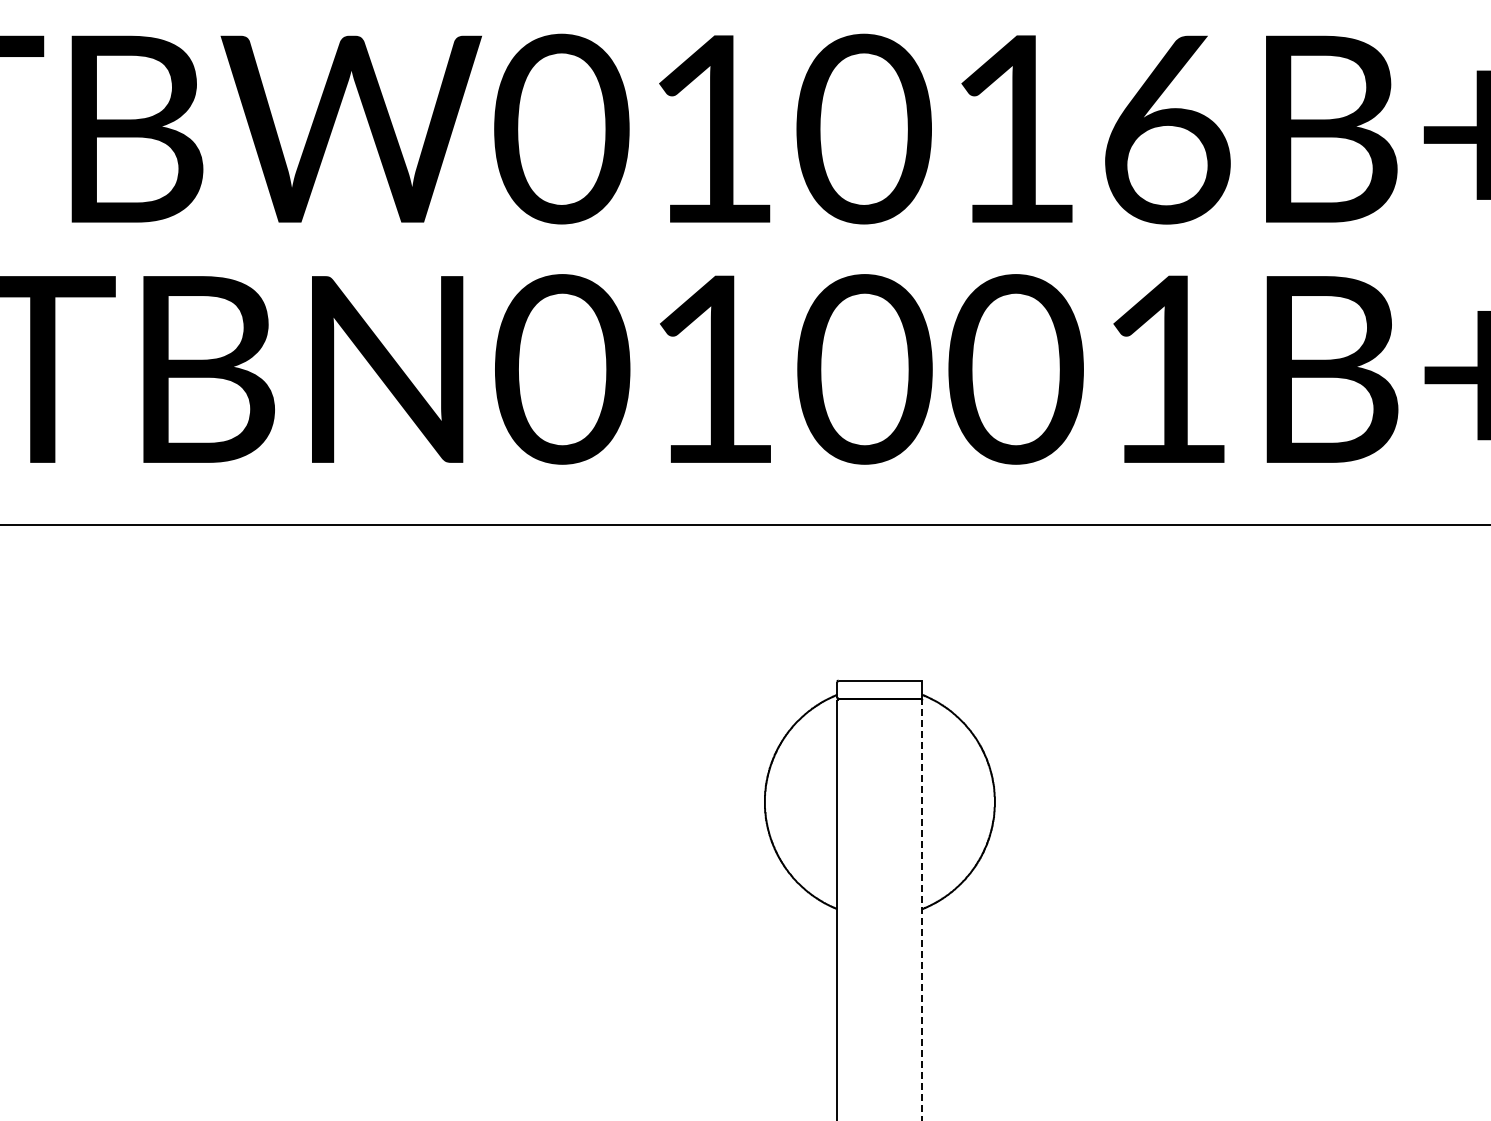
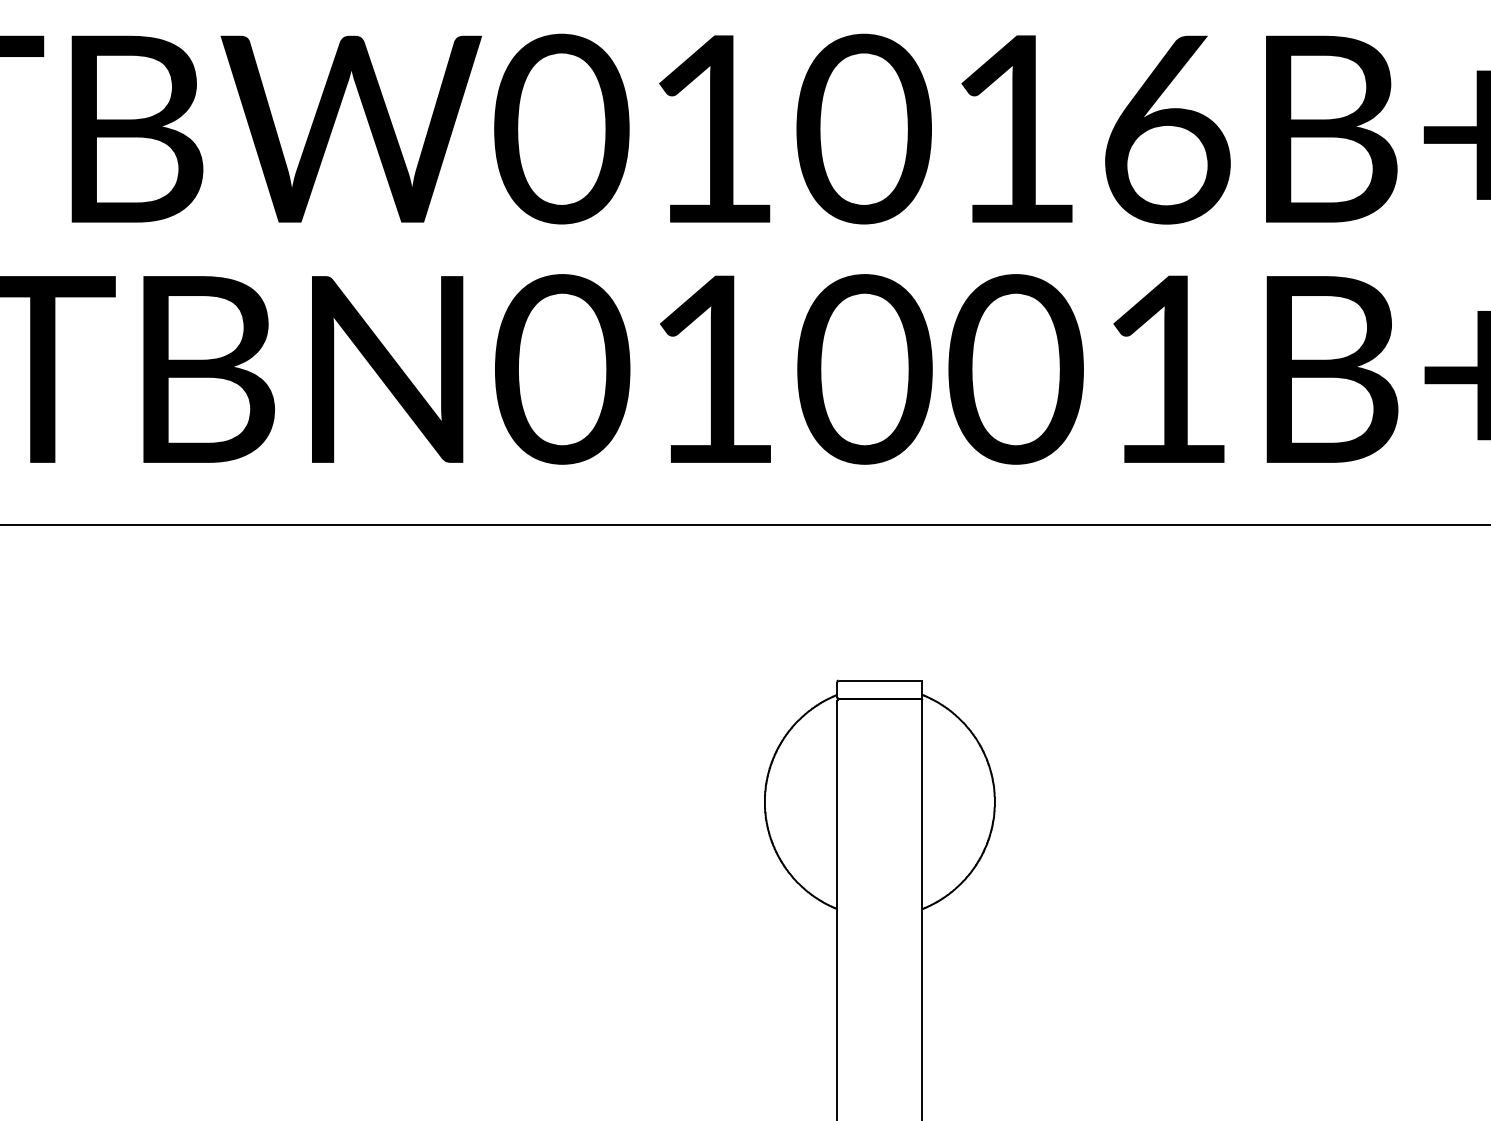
line: dashed -> solid (922, 909)
